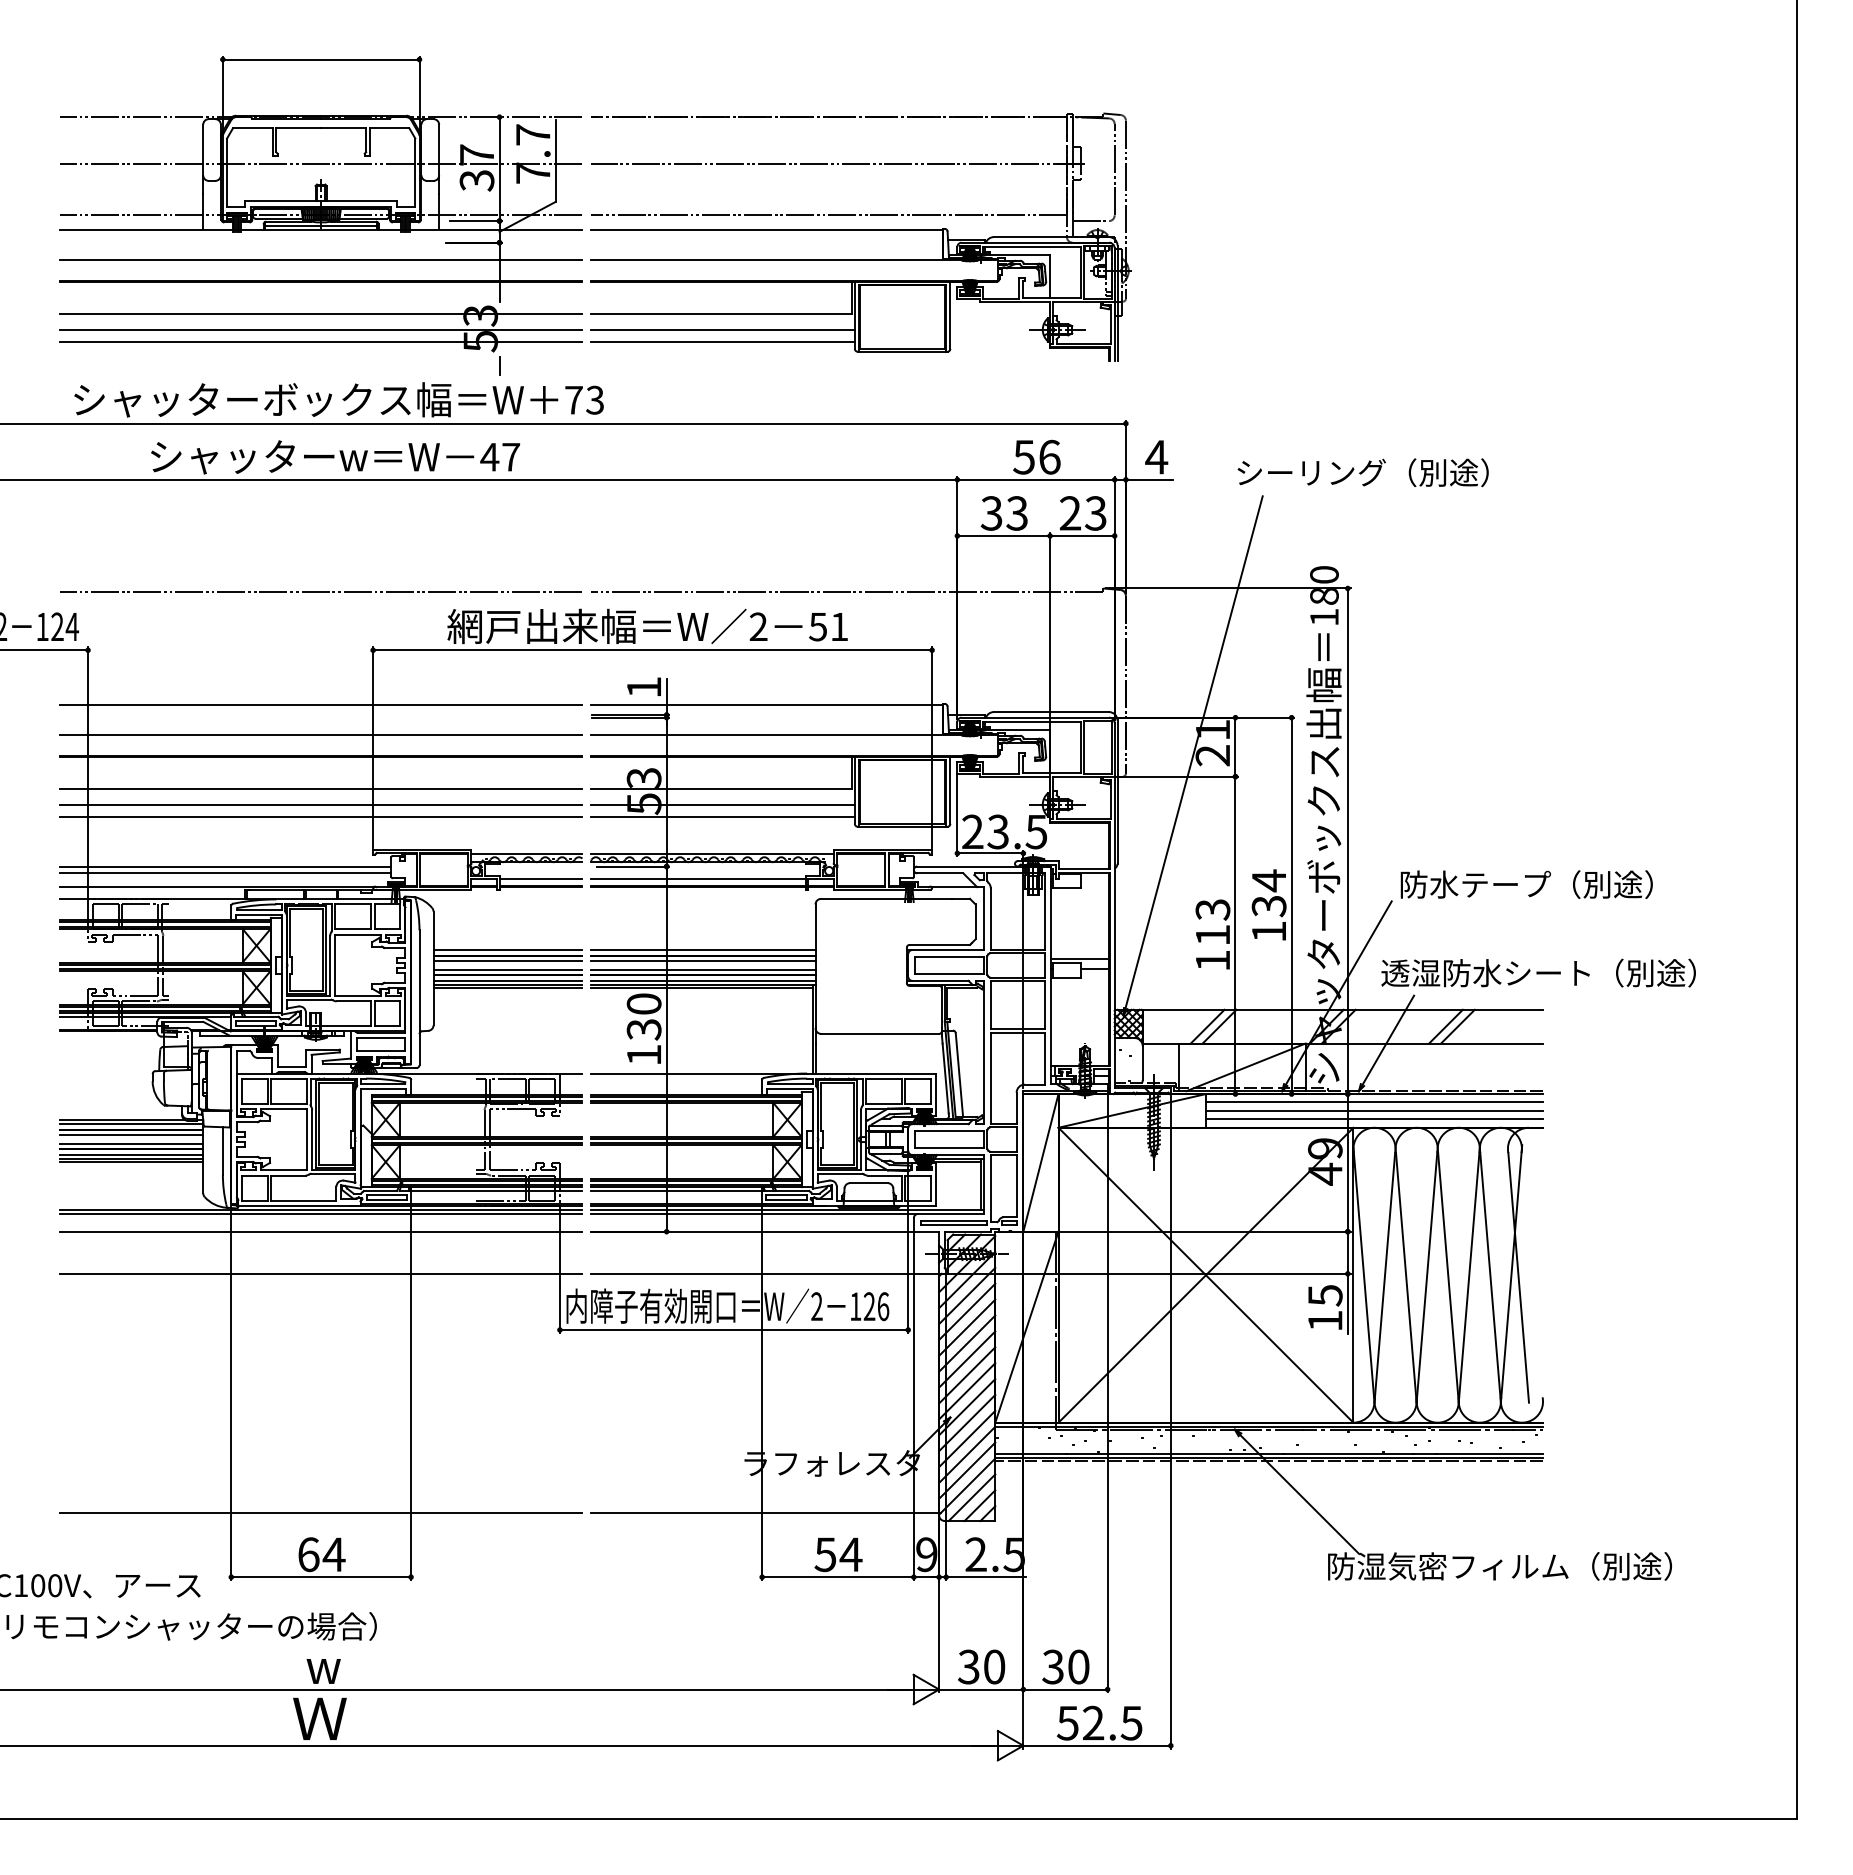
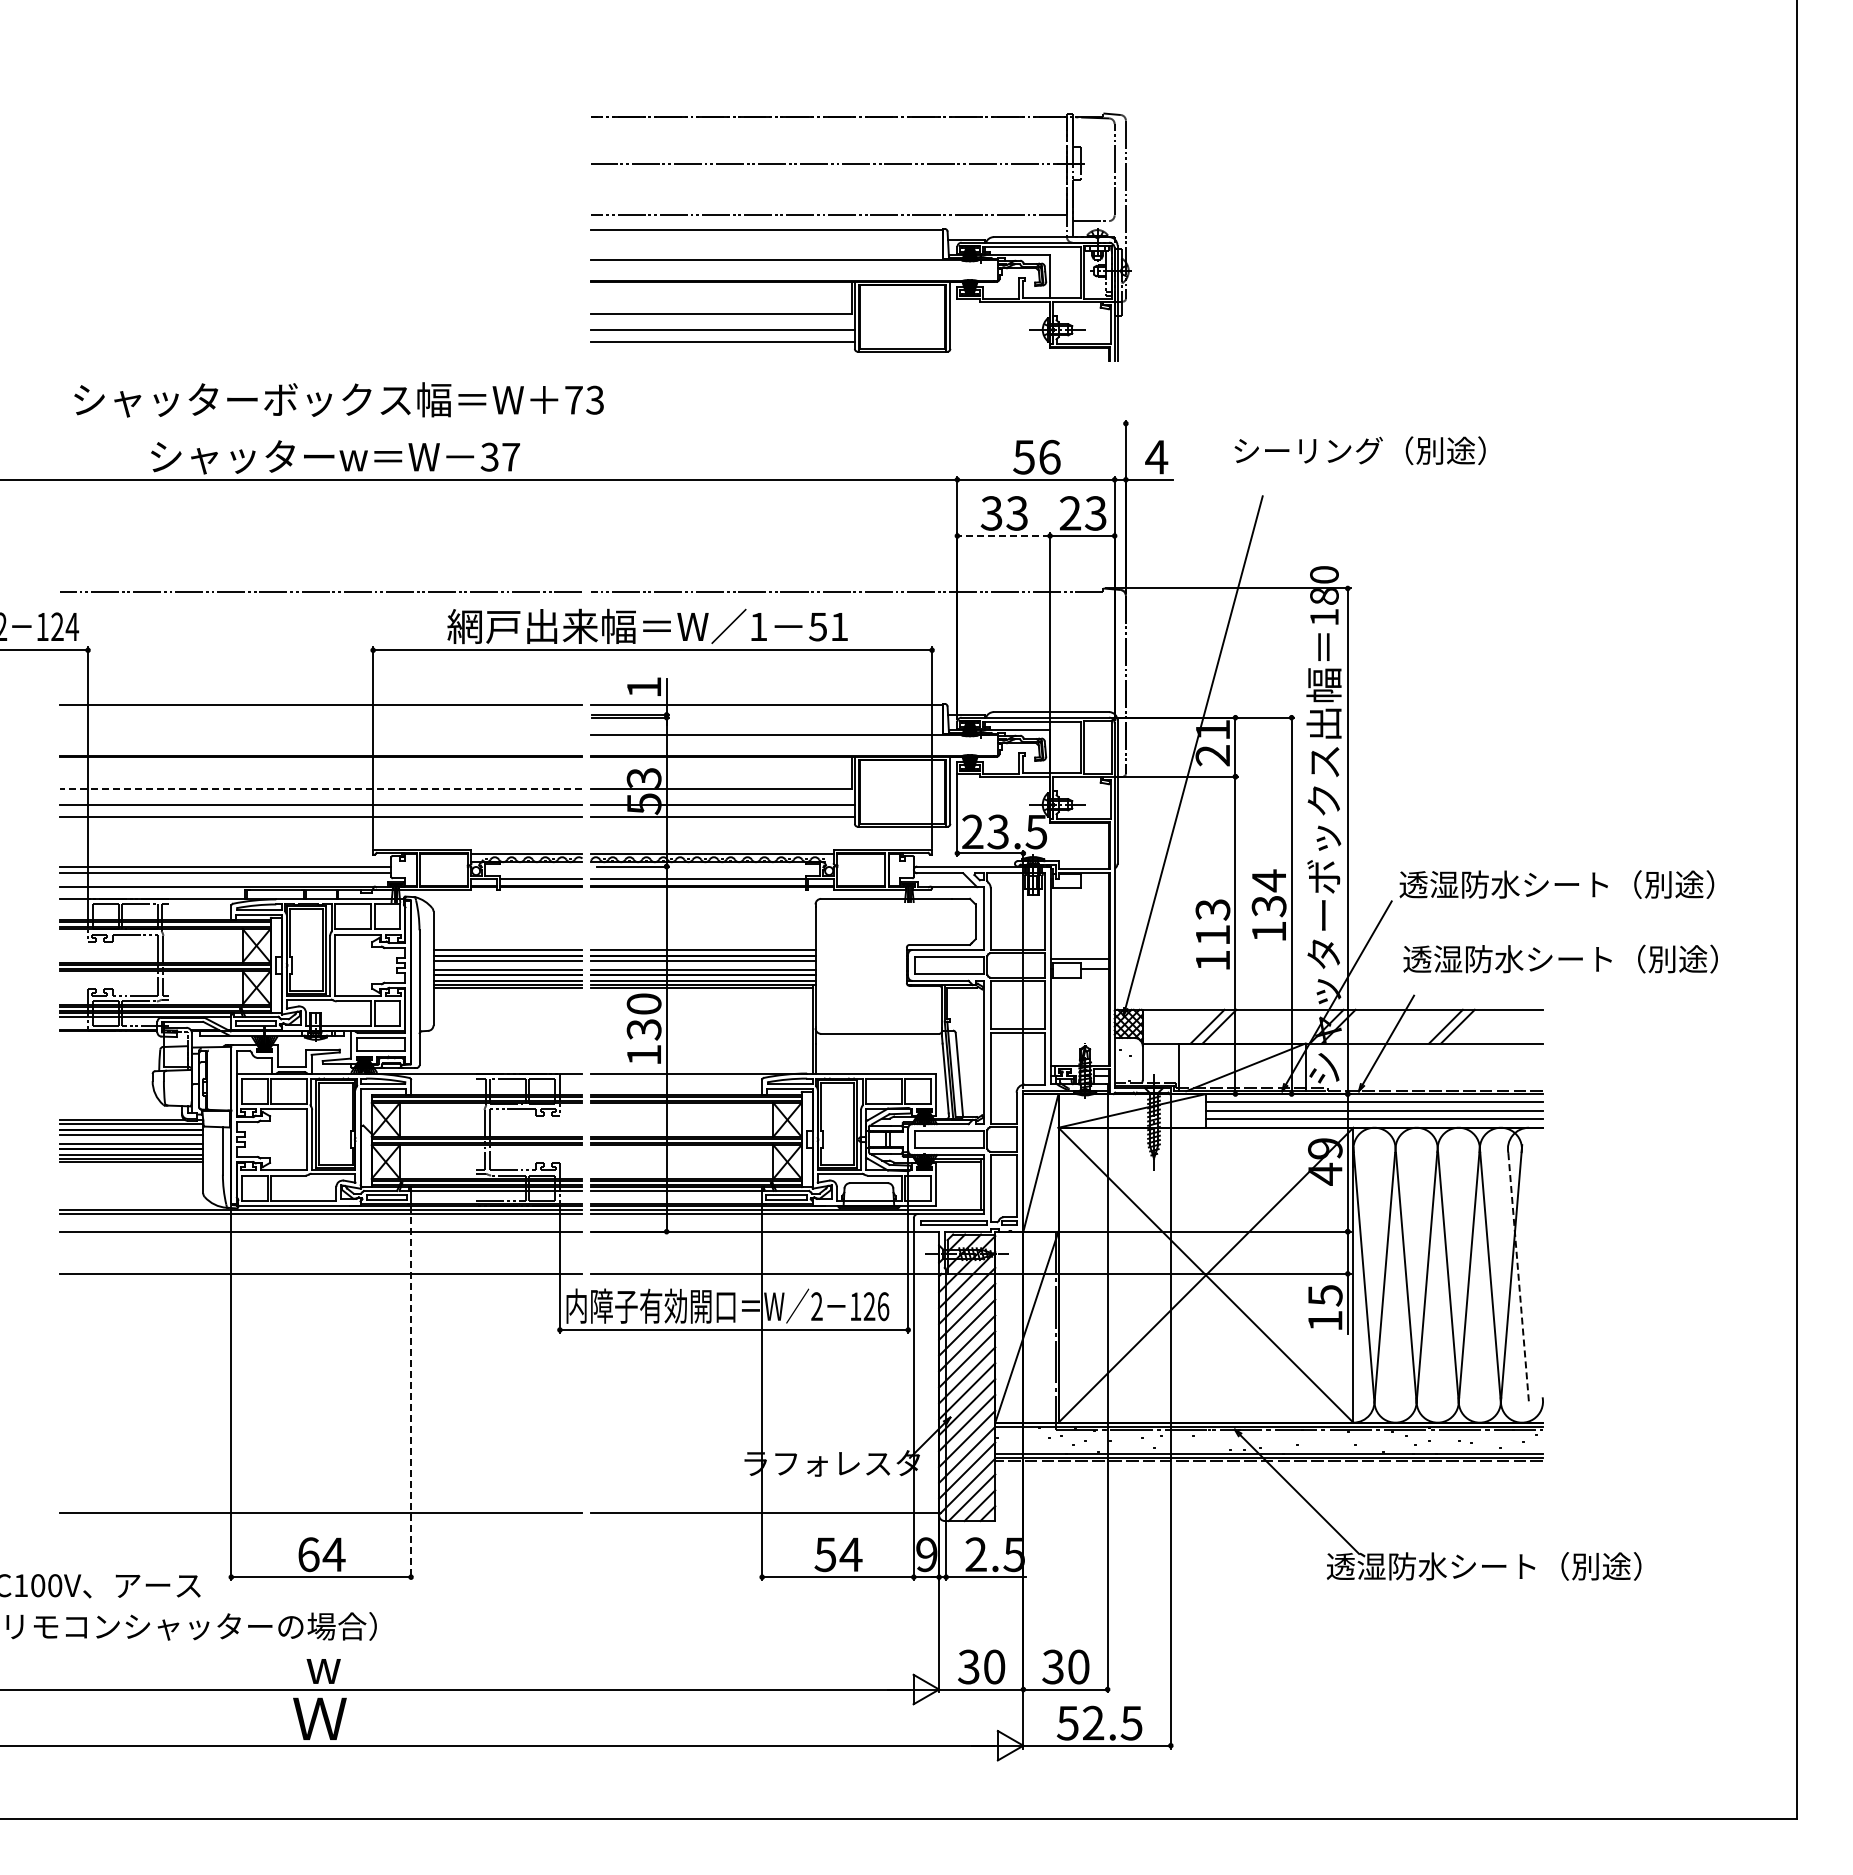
part: present -> none (320, 215)
line: present -> none (563, 423)
text: 47 -> 37 (489, 456)
text position: (1362, 472) -> (1359, 450) (1359, 450)
line: solid -> dashed (1003, 535)
text: 2 -> 1 (758, 626)
line: present -> none (320, 734)
line: solid -> dashed (320, 789)
text: 防水テープ（別途） -> 透湿防水シート（別途） (1556, 884)
text position: (1538, 972) -> (1560, 958) (1560, 958)
line: solid -> dashed (1518, 1278)
line: solid -> dashed (411, 1393)
text: 防湿気密フィルム（別途） -> 透湿防水シート（別途） (1499, 1566)
